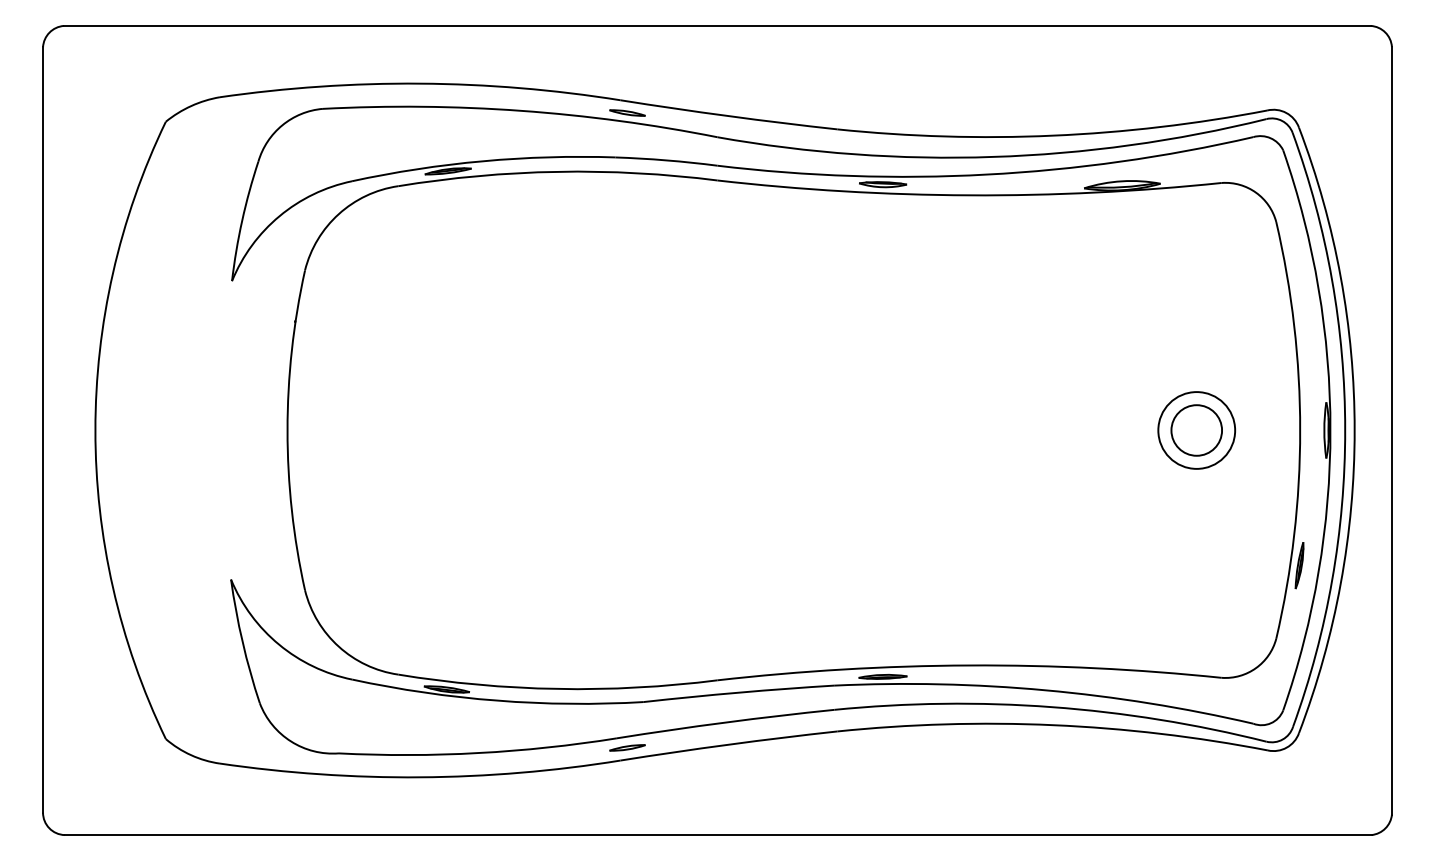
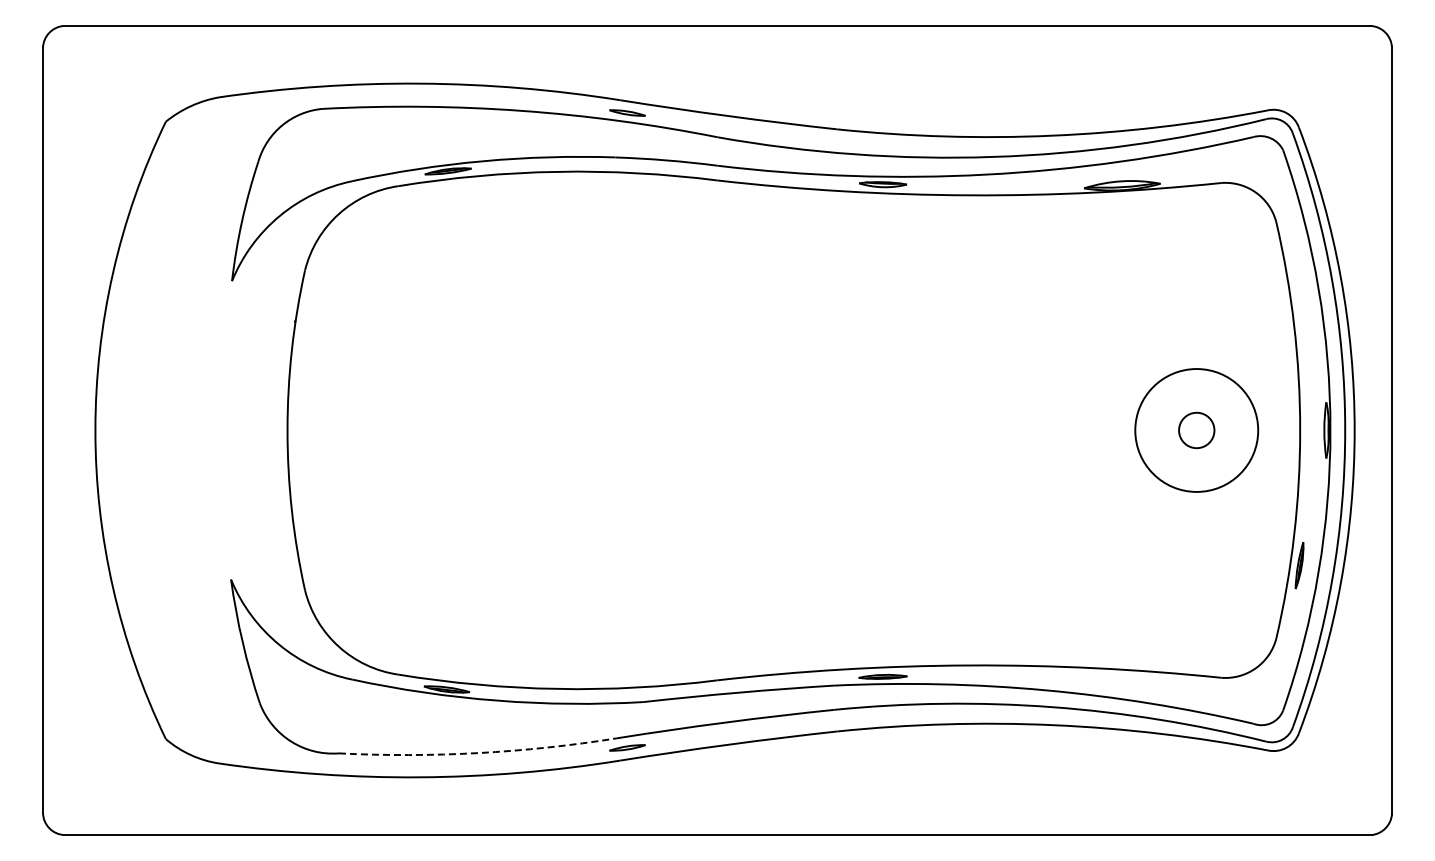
circle diameter: 51 px -> 35 px (1196, 430)
circle diameter: 77 px -> 123 px (1196, 430)
arc: solid -> dashed (478, 753)
